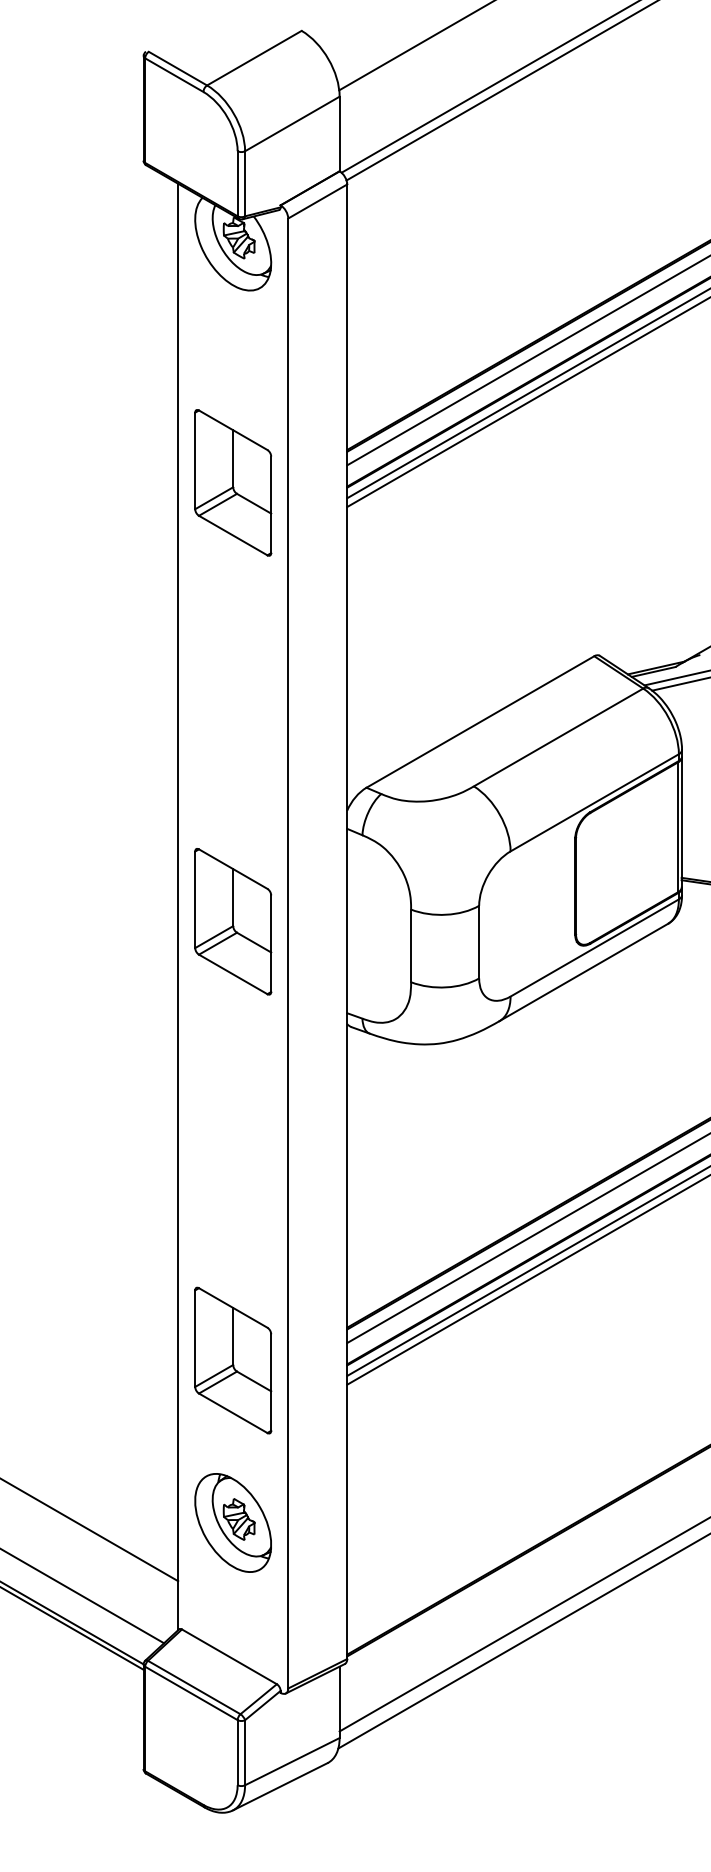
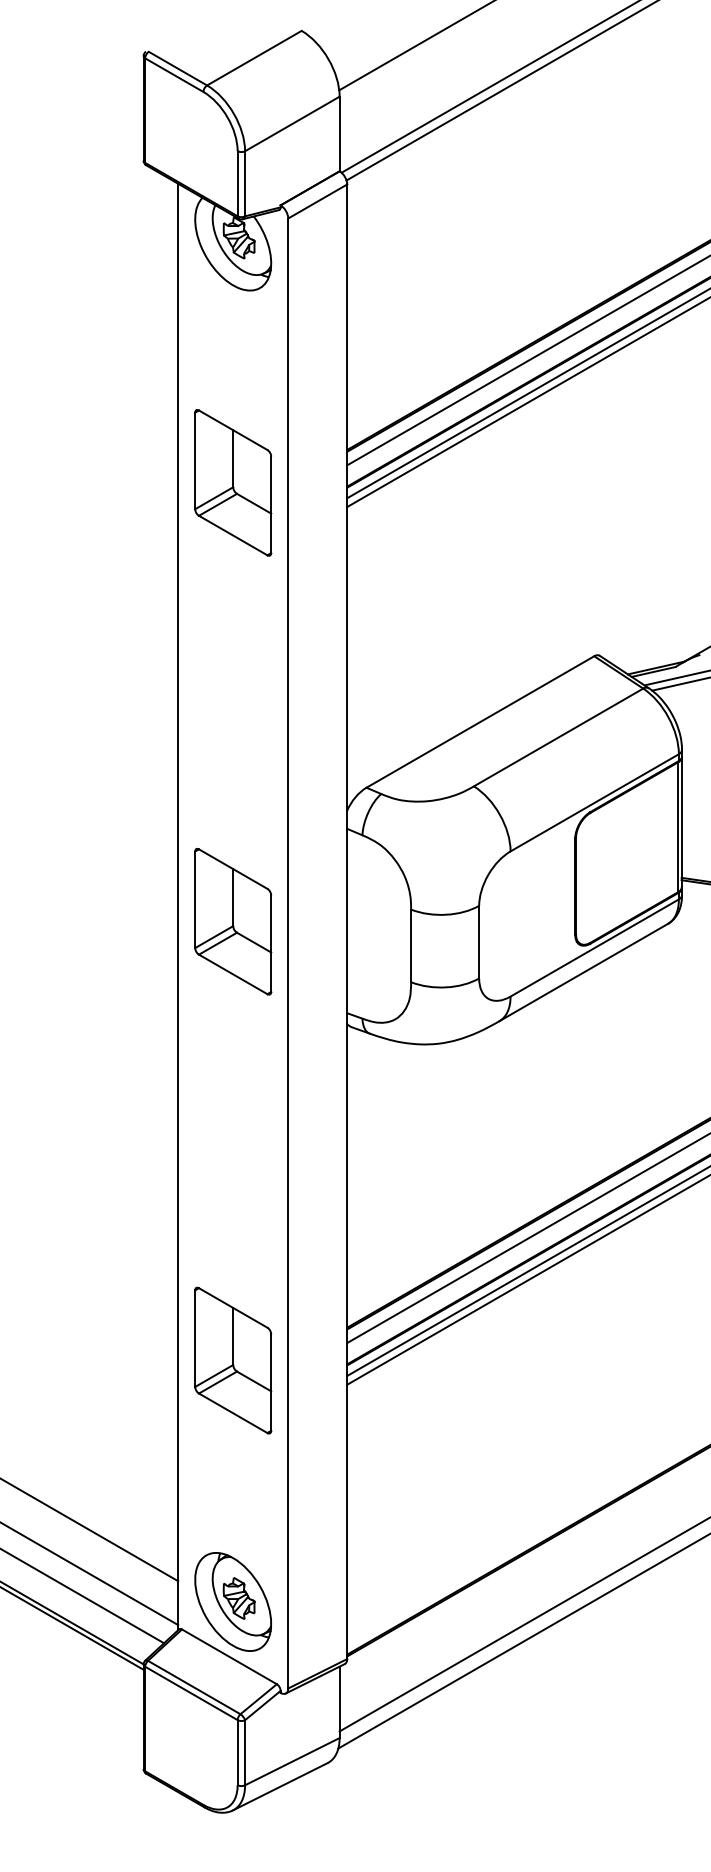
part position: (232, 1522) -> (232, 1601) (232, 1601)
line: none -> present (90, 1574)
